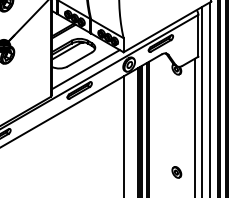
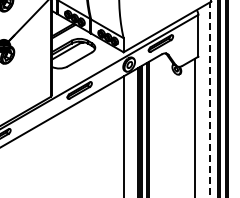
line: present -> none (85, 69)
line: solid -> dashed (209, 99)
line: present -> none (201, 100)
part: present -> none (176, 172)
